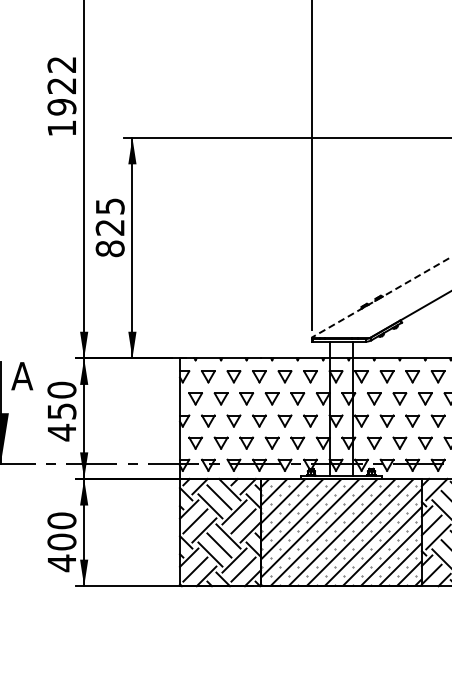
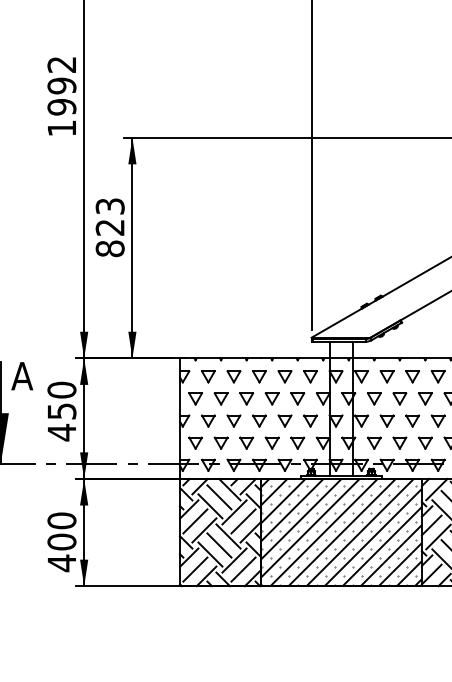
text: 1922 -> 1992 (61, 85)
text: 825 -> 823 (109, 205)
line: dashed -> solid (381, 297)
